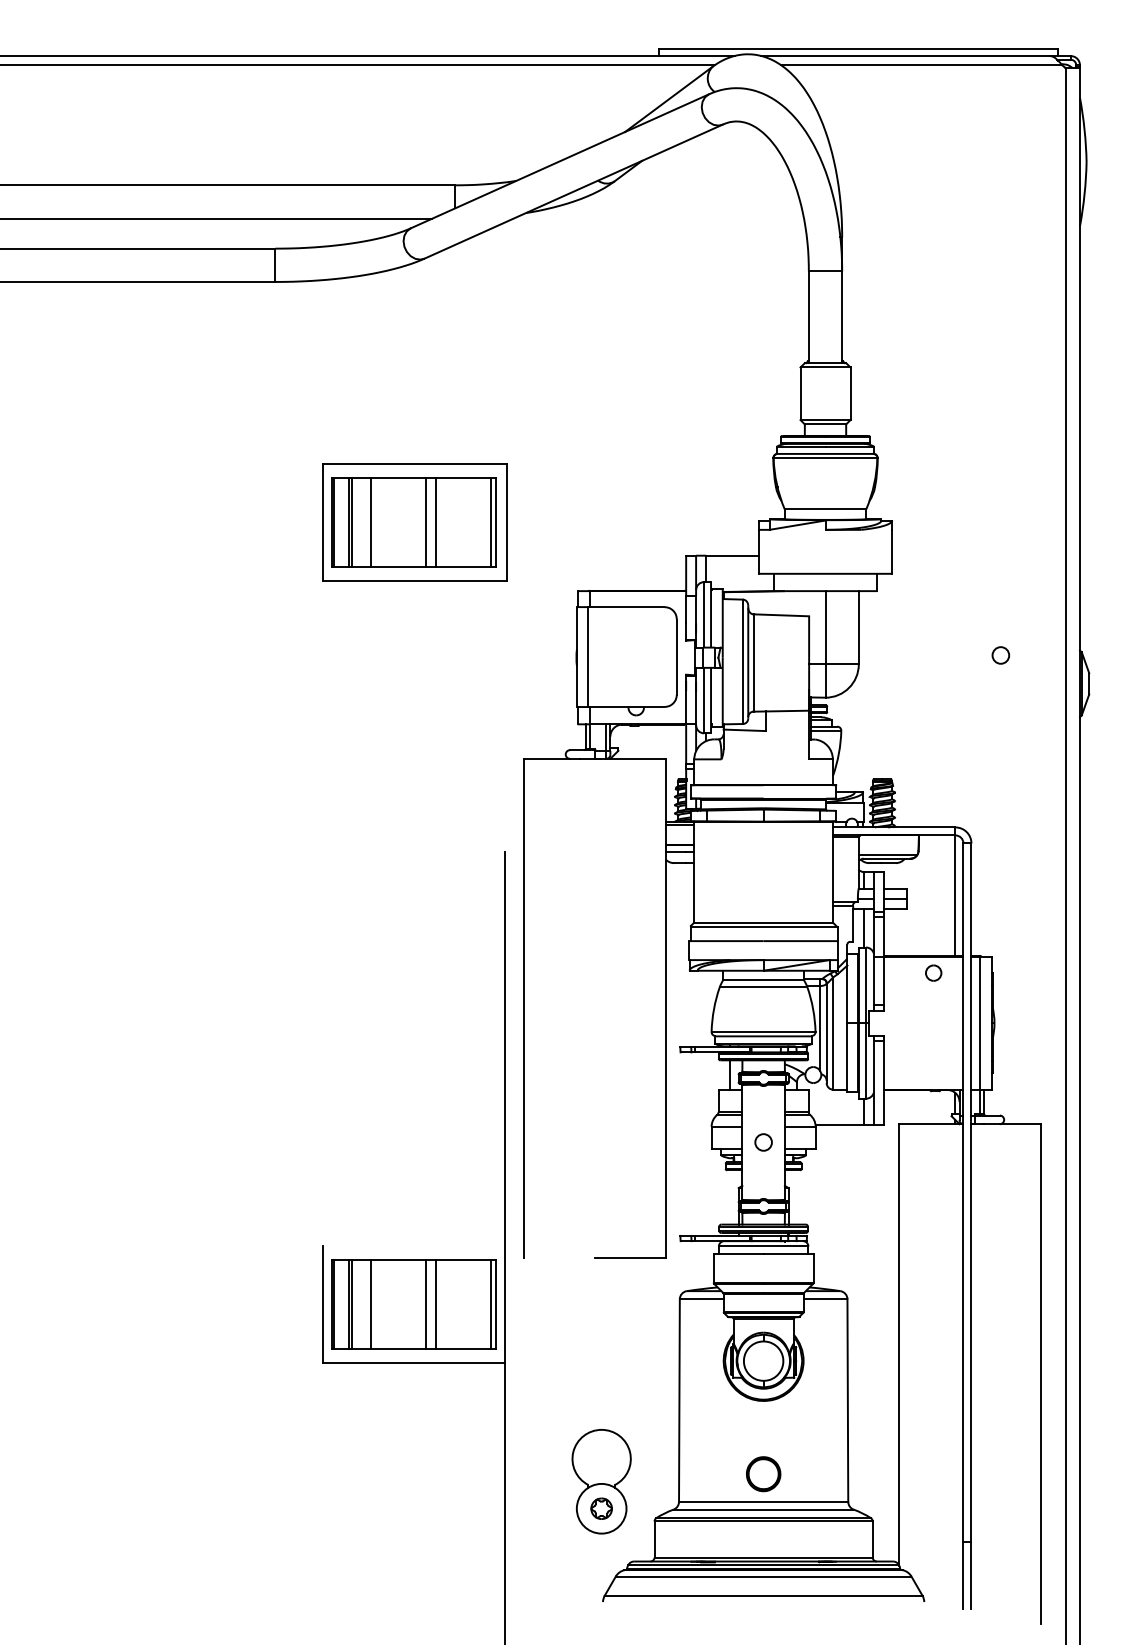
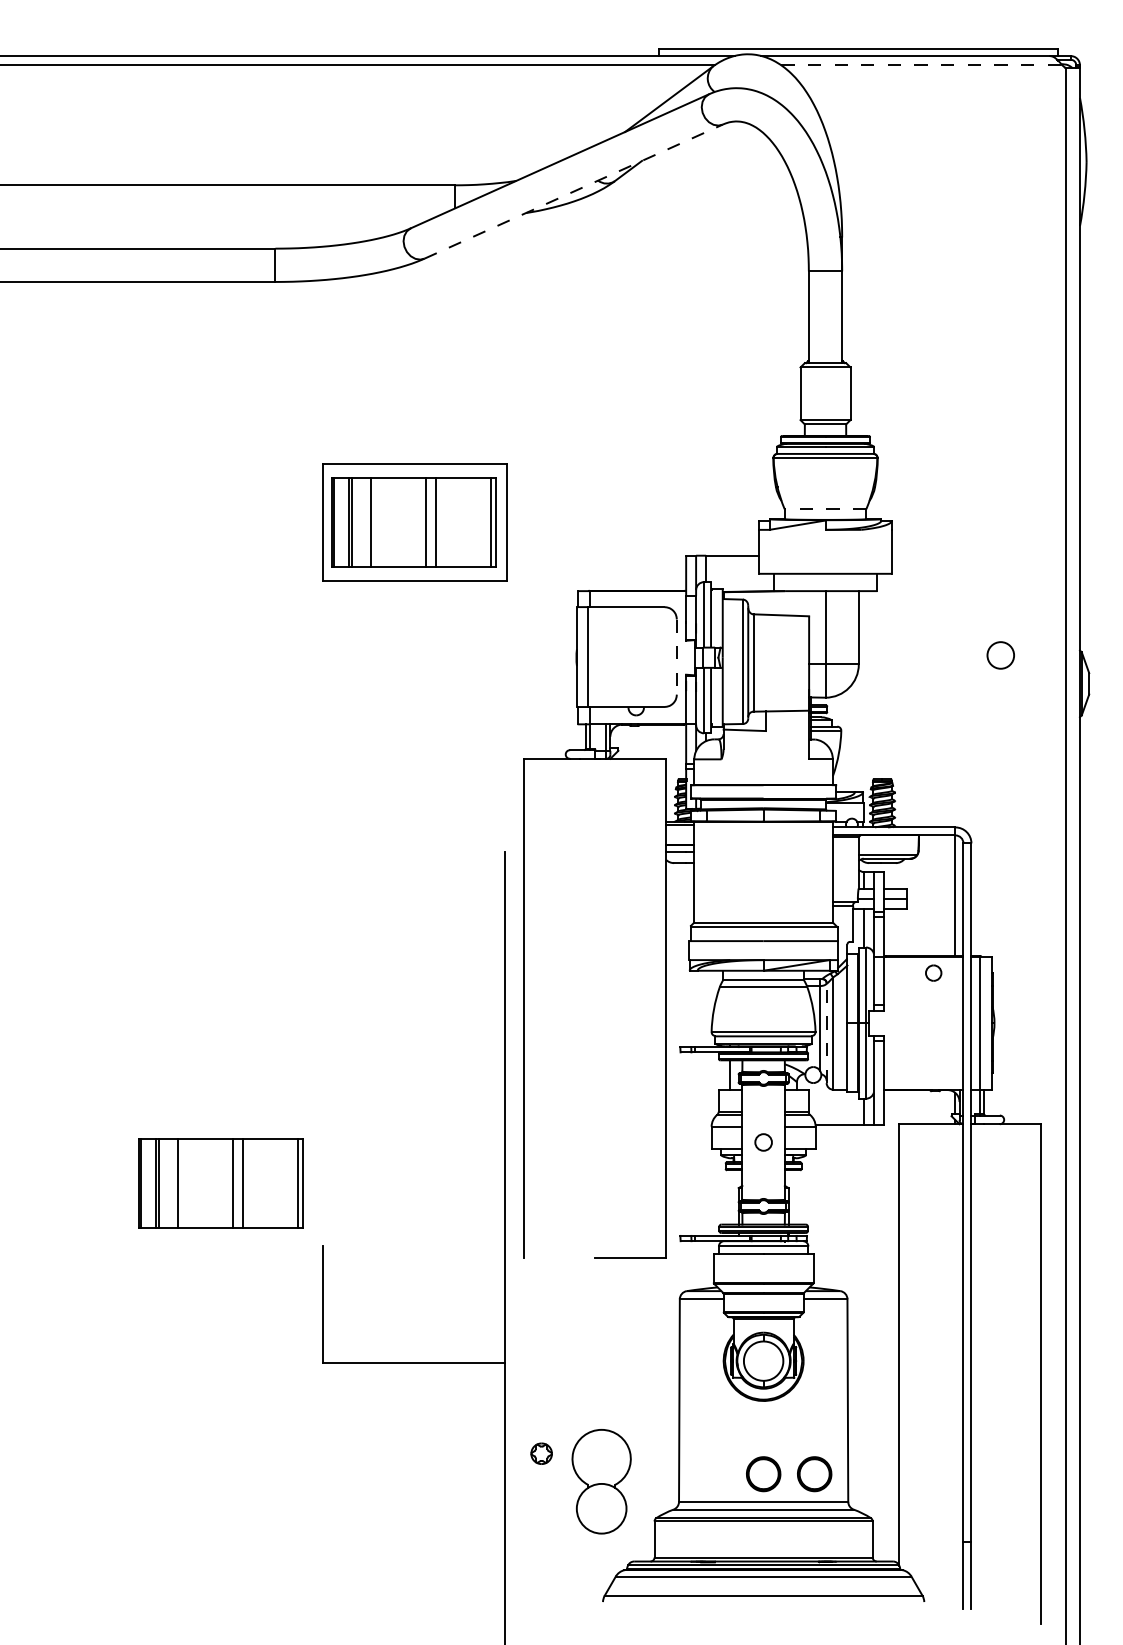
line: solid -> dashed (921, 65)
line: solid -> dashed (574, 191)
line: present -> none (217, 218)
line: solid -> dashed (825, 509)
circle size: 20x19 px -> 29x29 px (1000, 655)
line: solid -> dashed (676, 657)
line: solid -> dashed (826, 1033)
part position: (413, 1304) -> (220, 1183) (220, 1183)
part: none -> present (814, 1474)
part position: (601, 1508) -> (541, 1453) (541, 1453)
